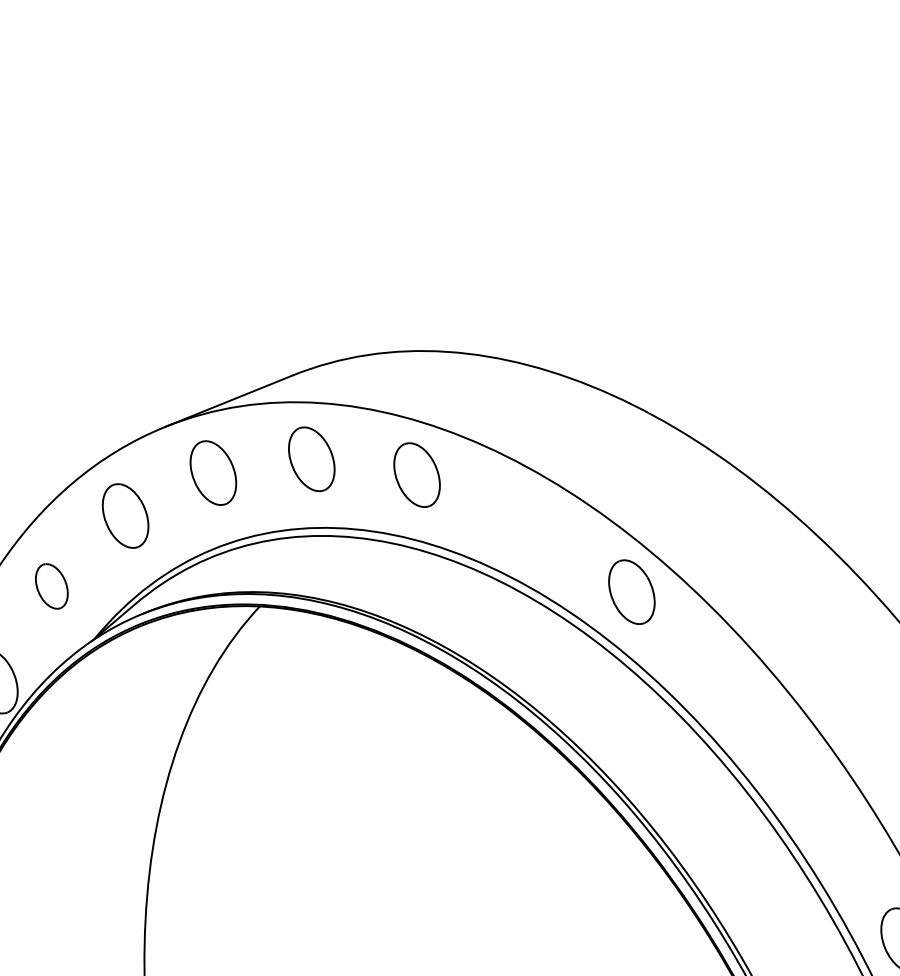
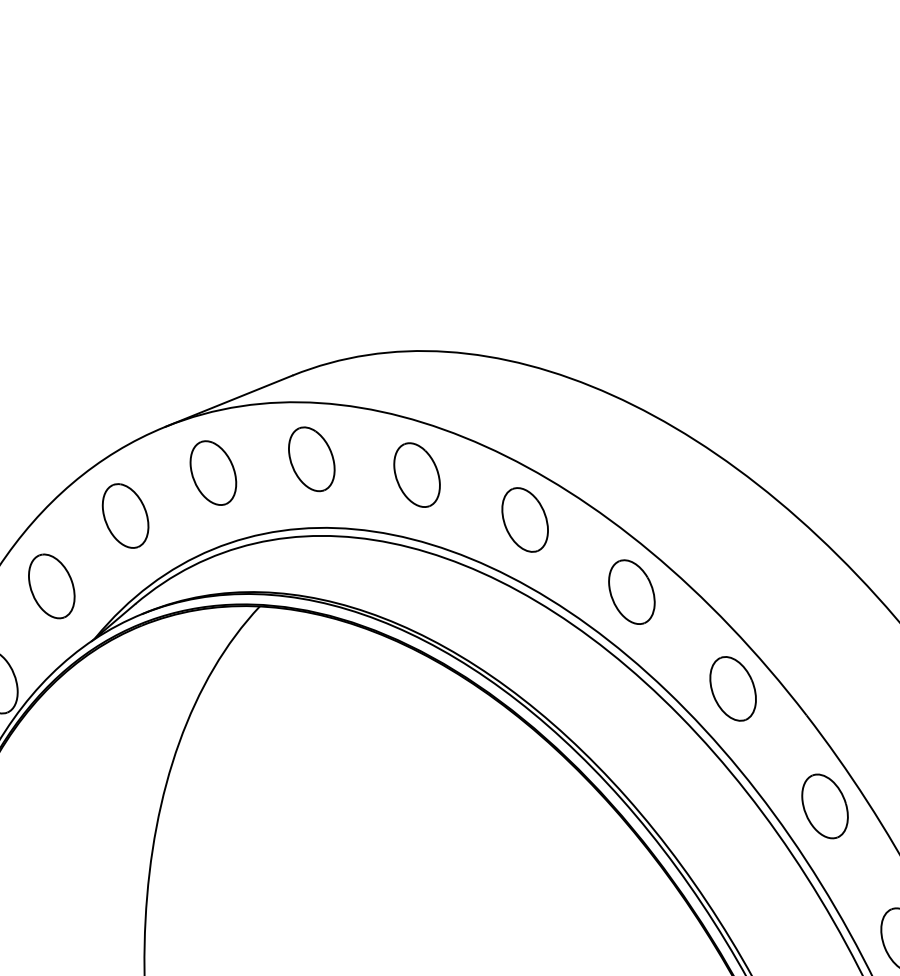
part: none -> present (524, 519)
part size: 34x47 px -> 48x67 px (51, 586)
part: none -> present (732, 688)
part: none -> present (824, 806)
